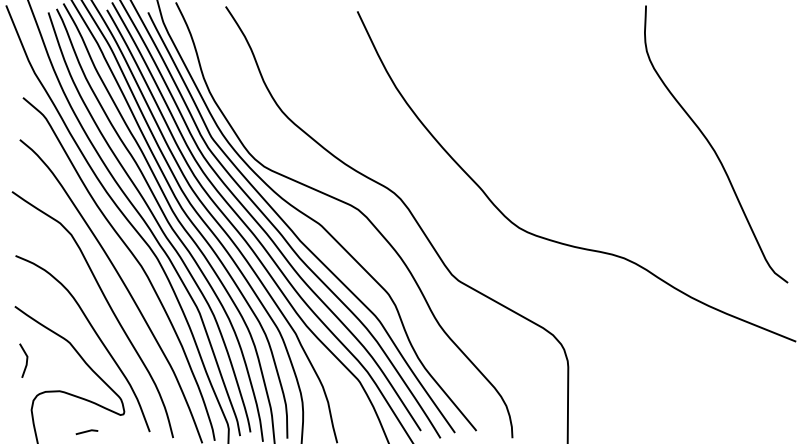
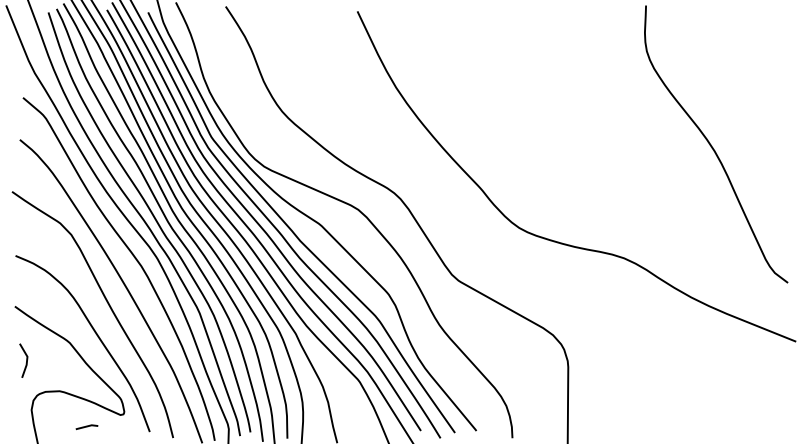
line position: (86, 432) -> (86, 427) (86, 427)
